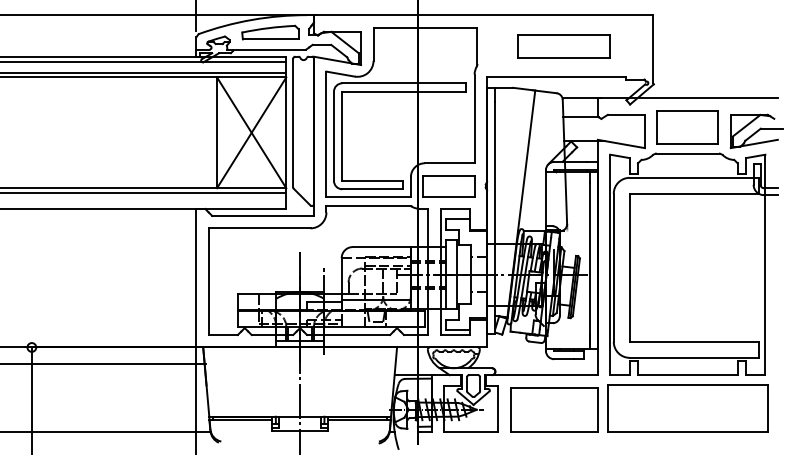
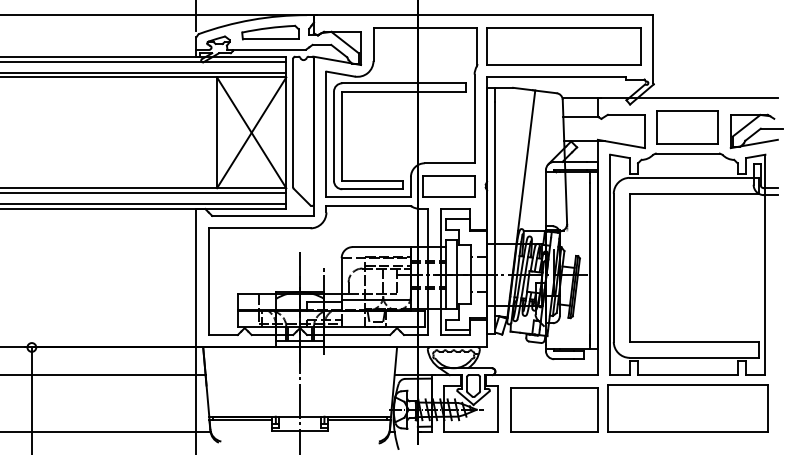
part size: 94x25 px -> 156x39 px (563, 46)
line: none -> present (144, 204)
line position: (103, 364) -> (103, 375) (103, 375)
